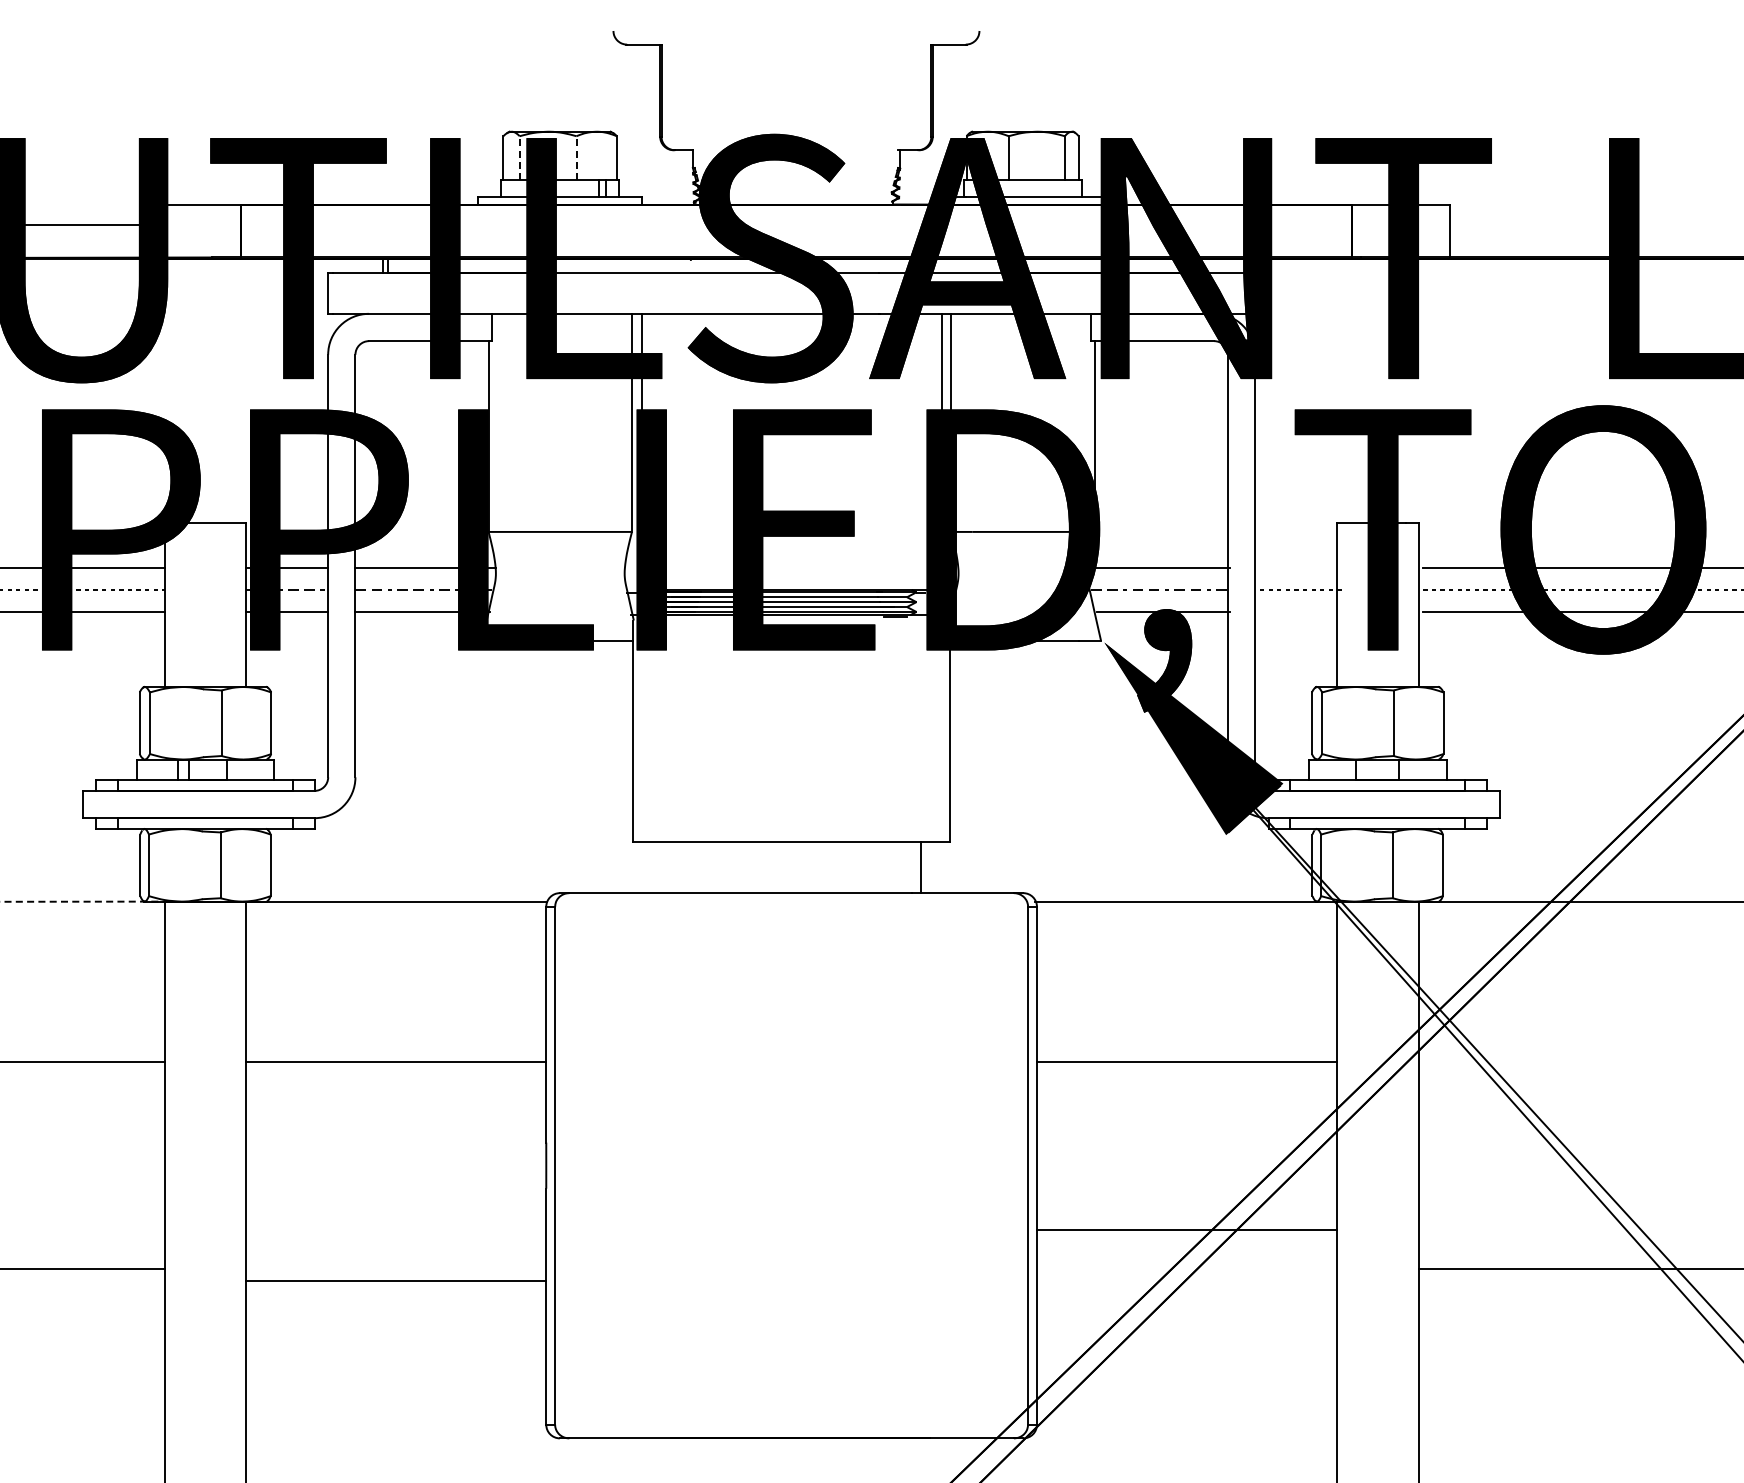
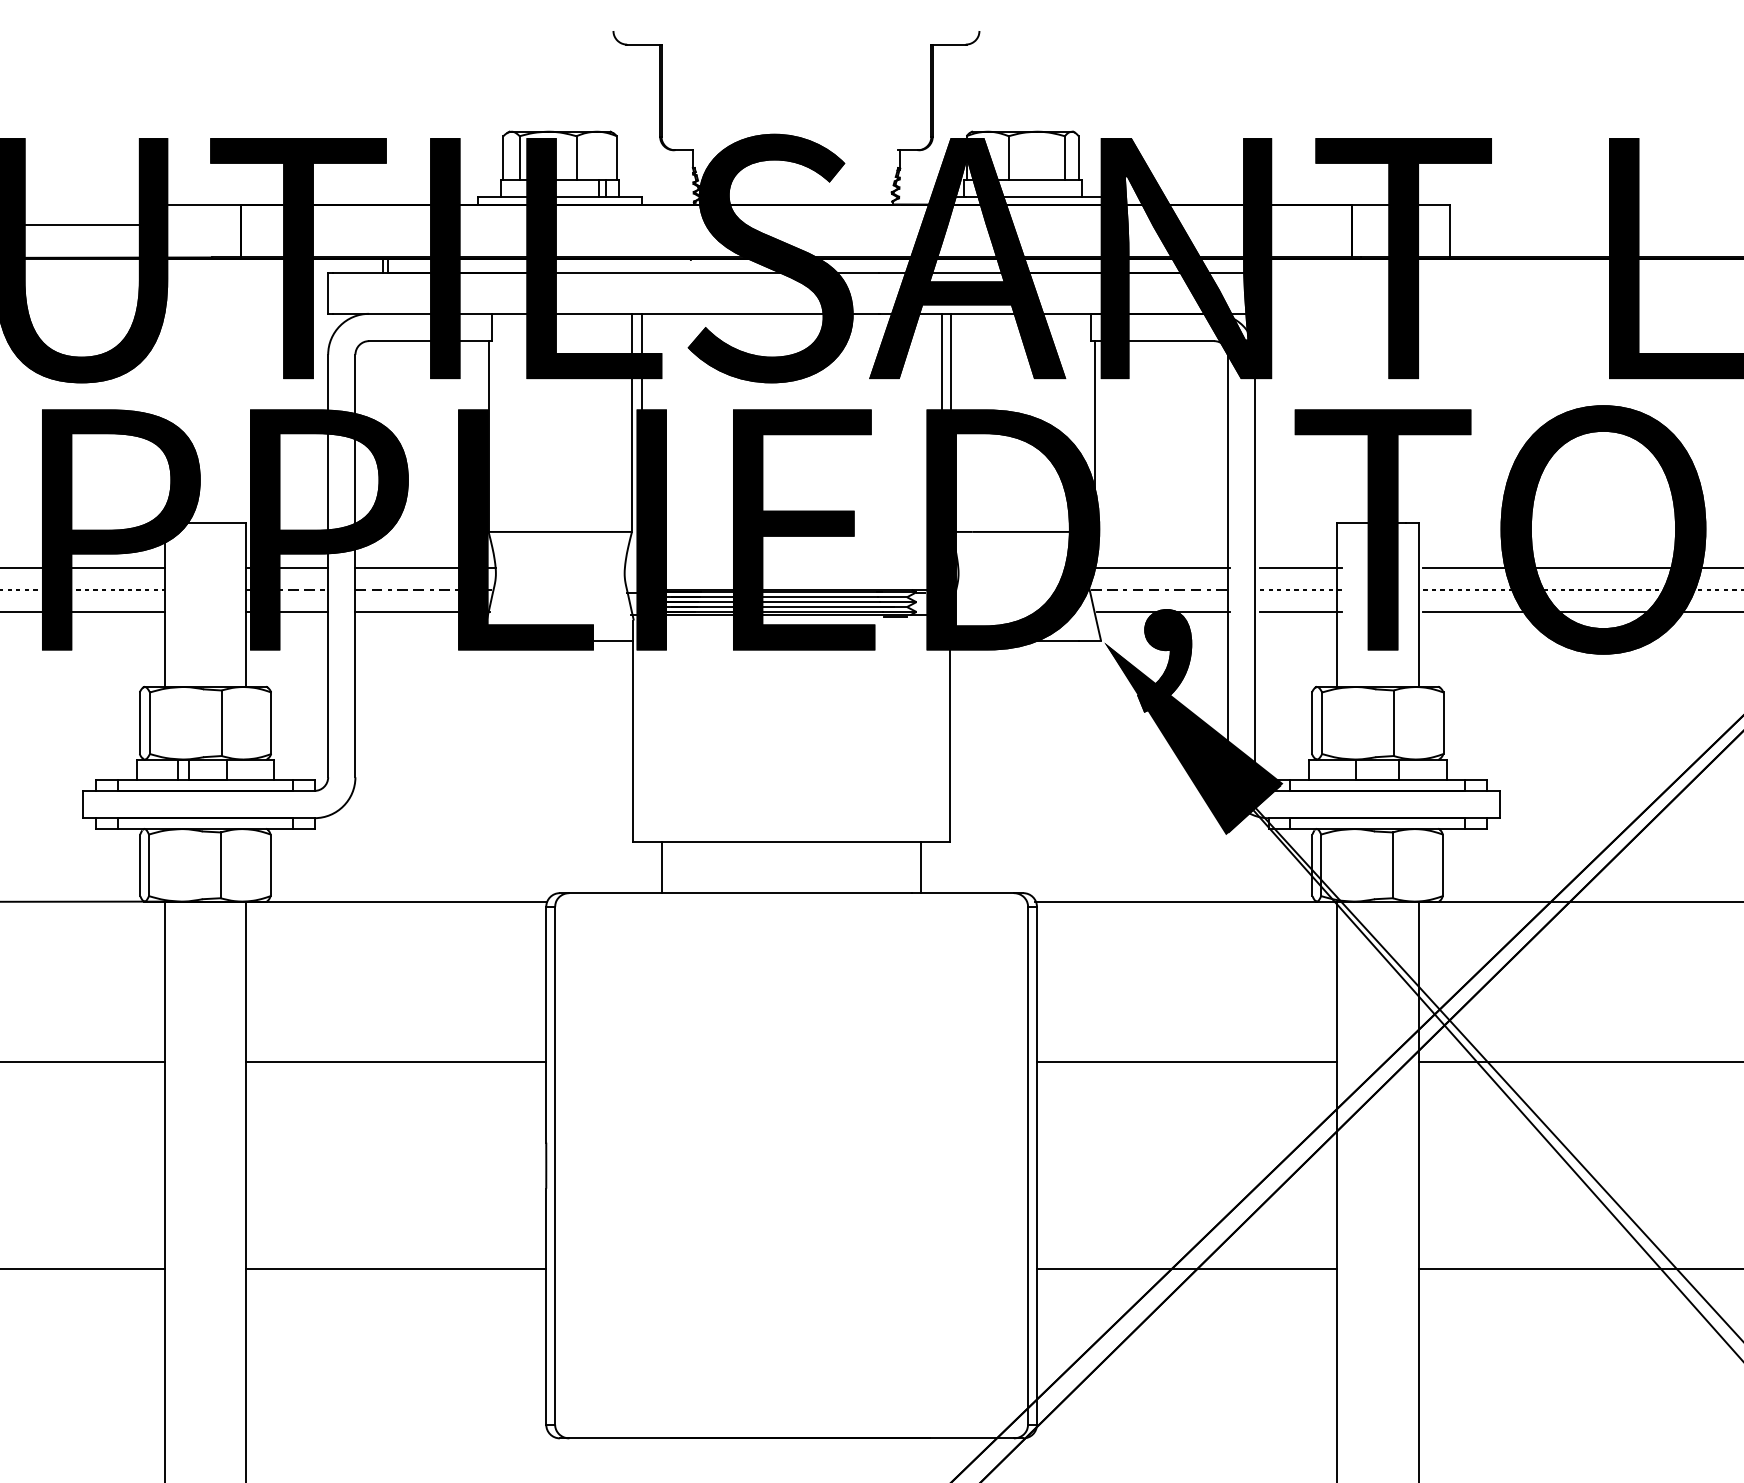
line: dashed -> solid (519, 158)
line: dashed -> solid (576, 158)
line: none -> present (1300, 568)
line: none -> present (1300, 612)
line: none -> present (662, 867)
line: dashed -> solid (82, 901)
line: none -> present (1579, 1062)
line position: (1186, 1230) -> (1186, 1269) (1186, 1269)
line position: (396, 1281) -> (396, 1269) (396, 1269)
